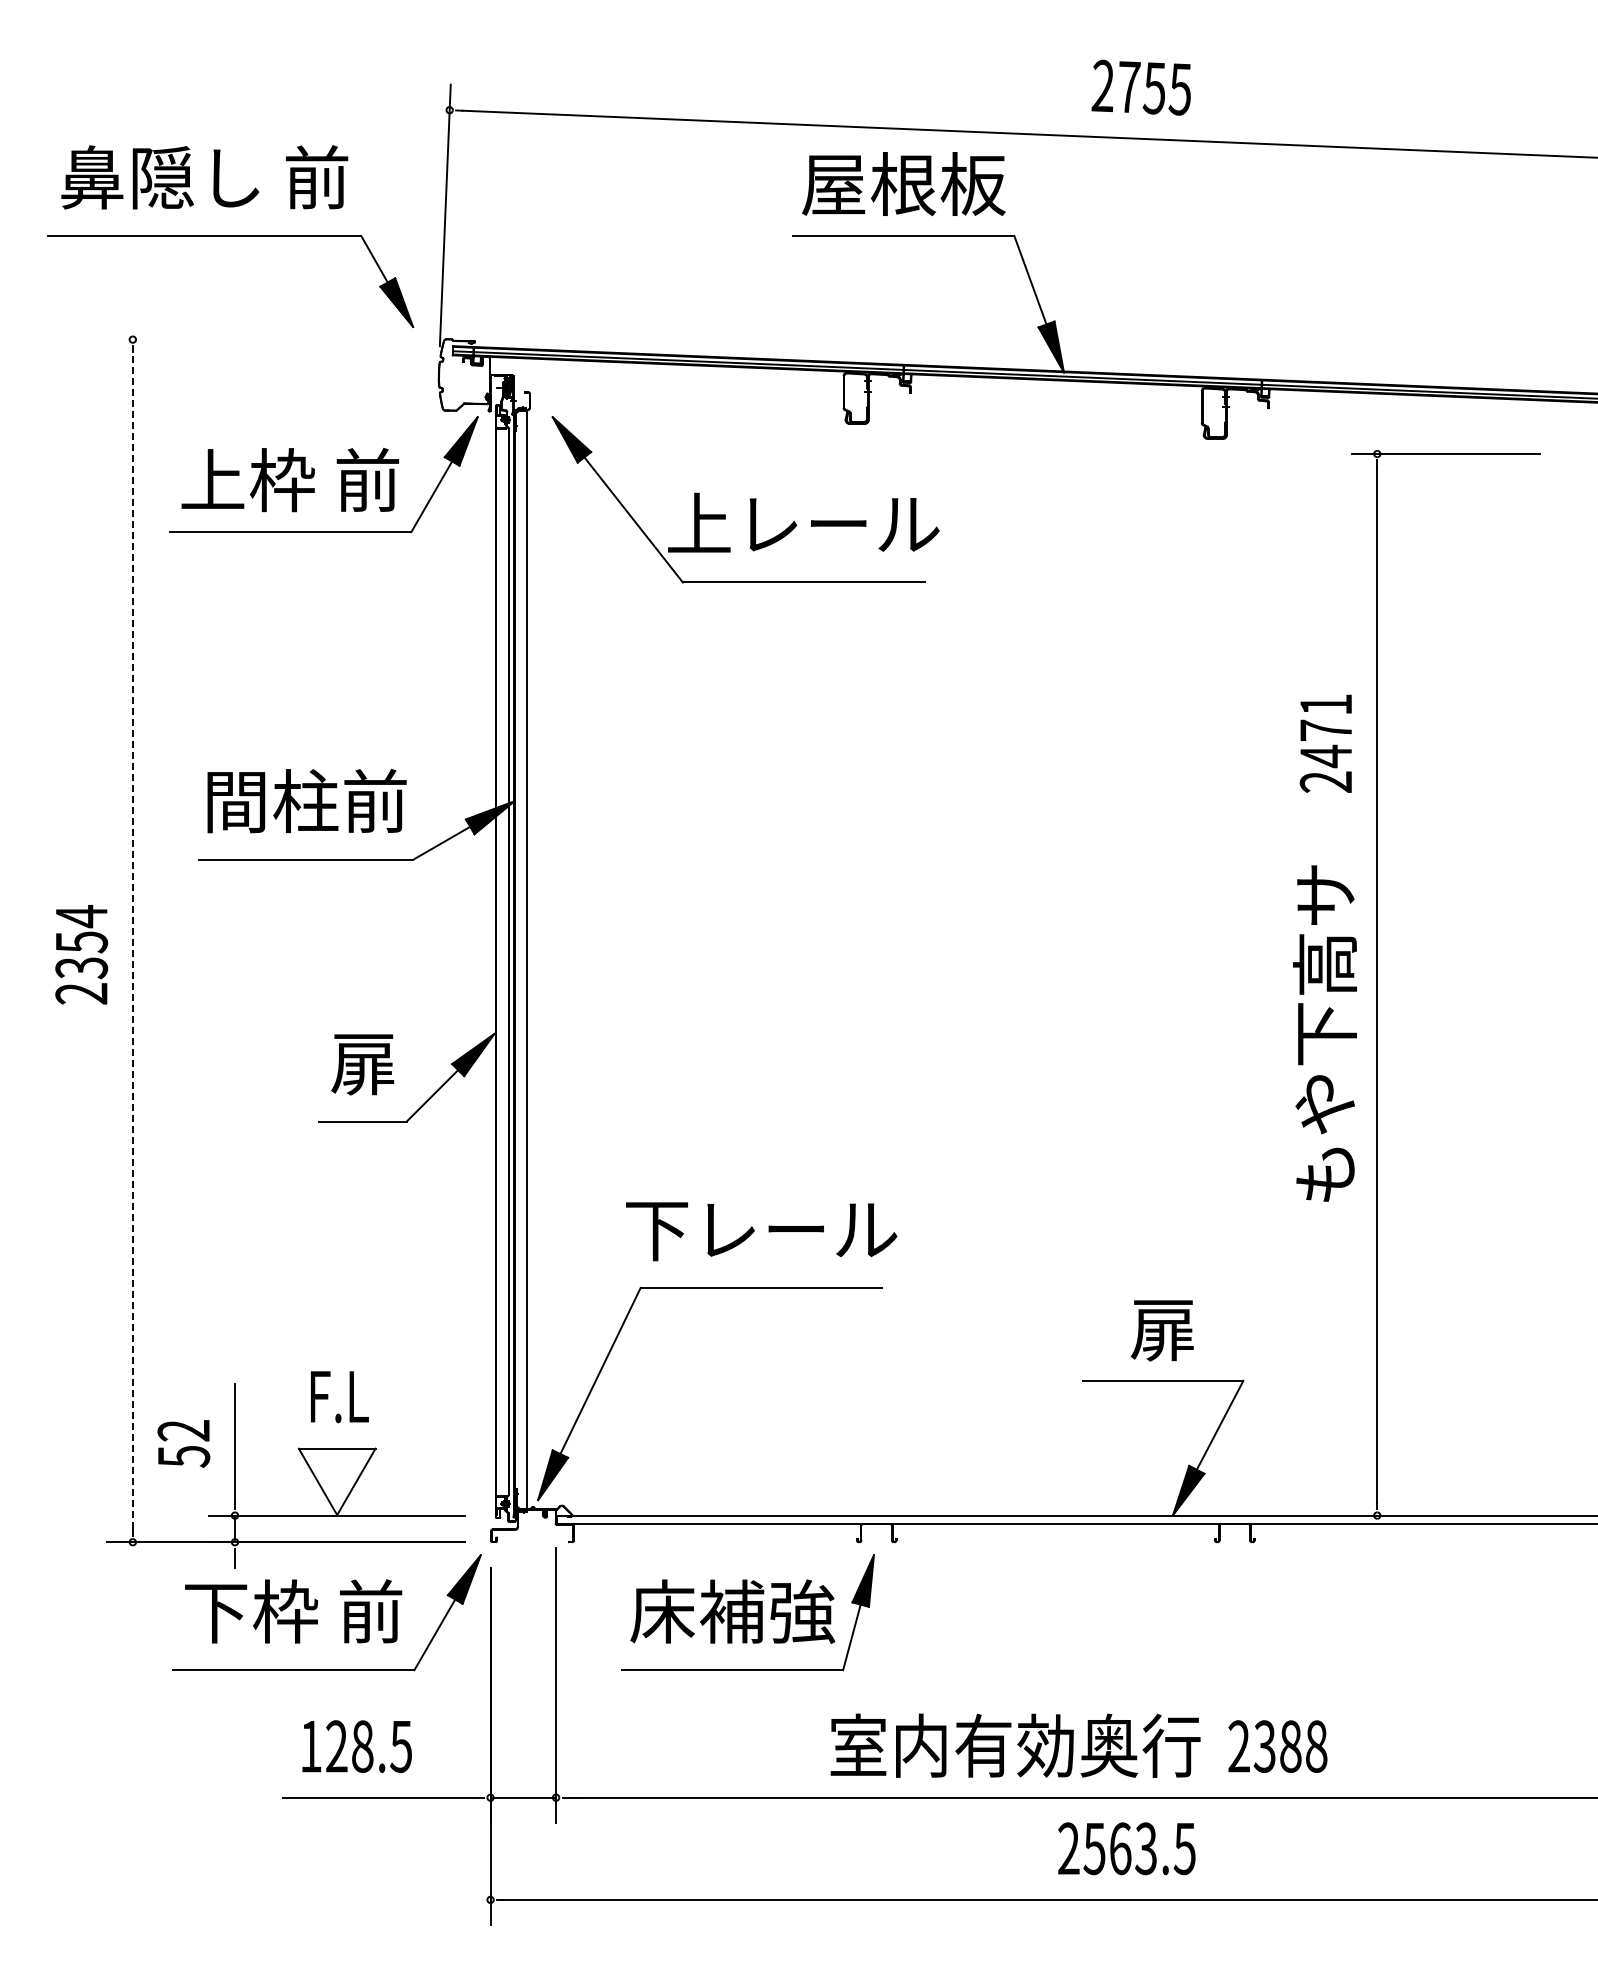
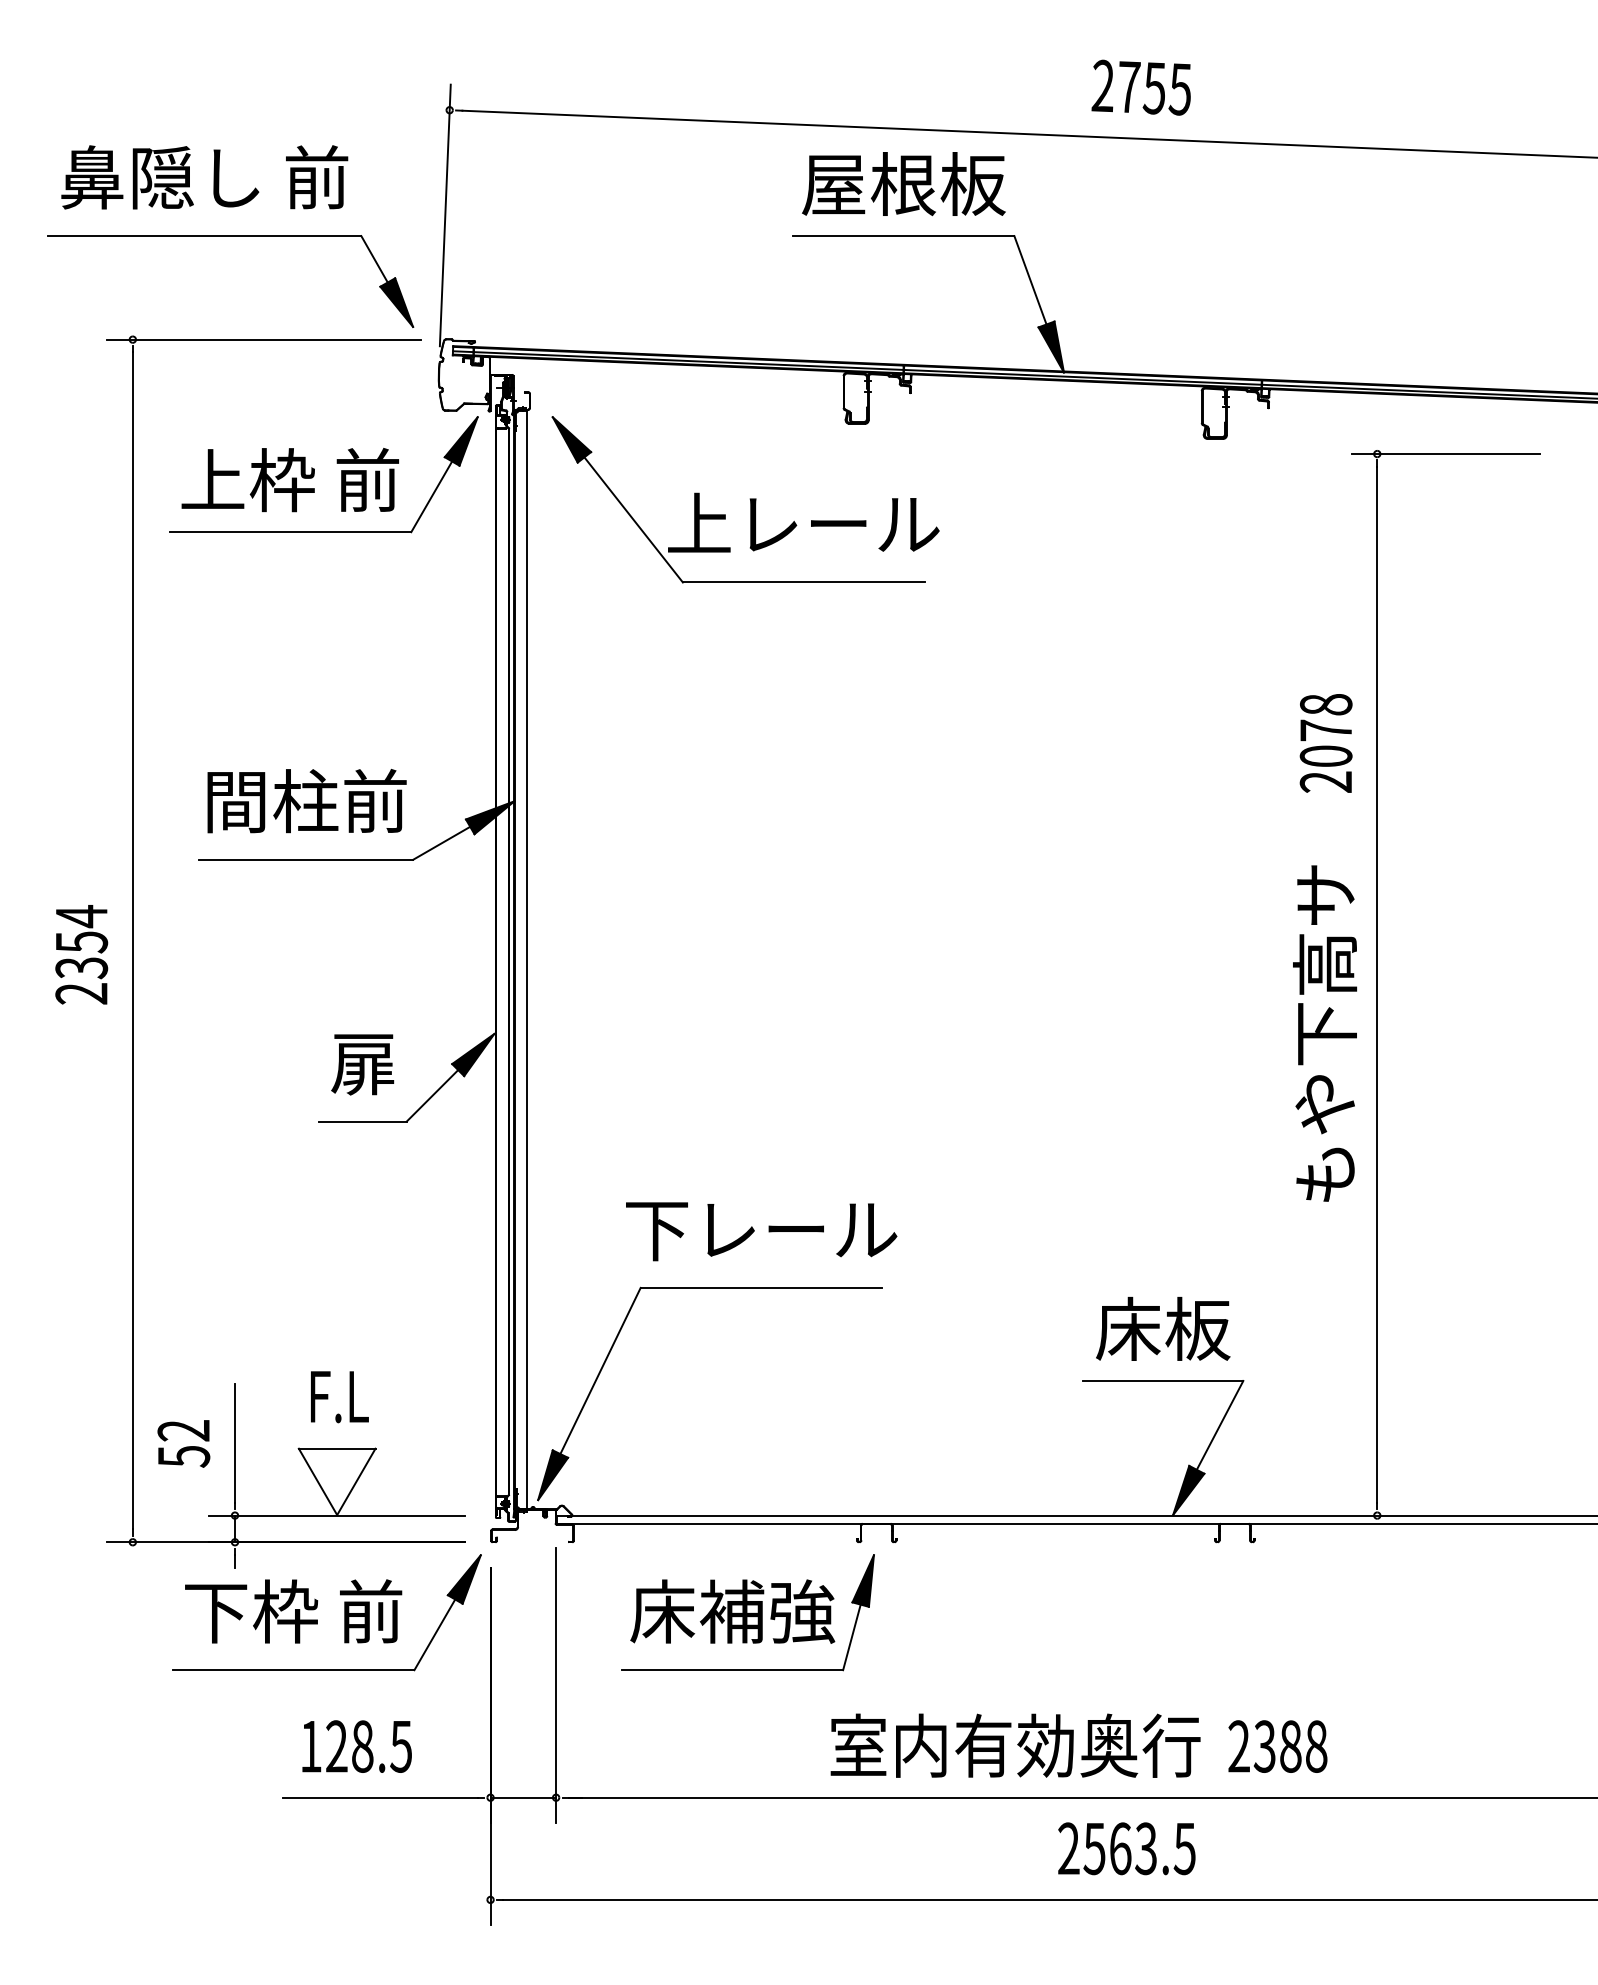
line: none -> present (264, 339)
text: 2471 -> 2078 (1325, 731)
line: dashed -> solid (132, 940)
text: 扉 -> 床板 (1163, 1328)
